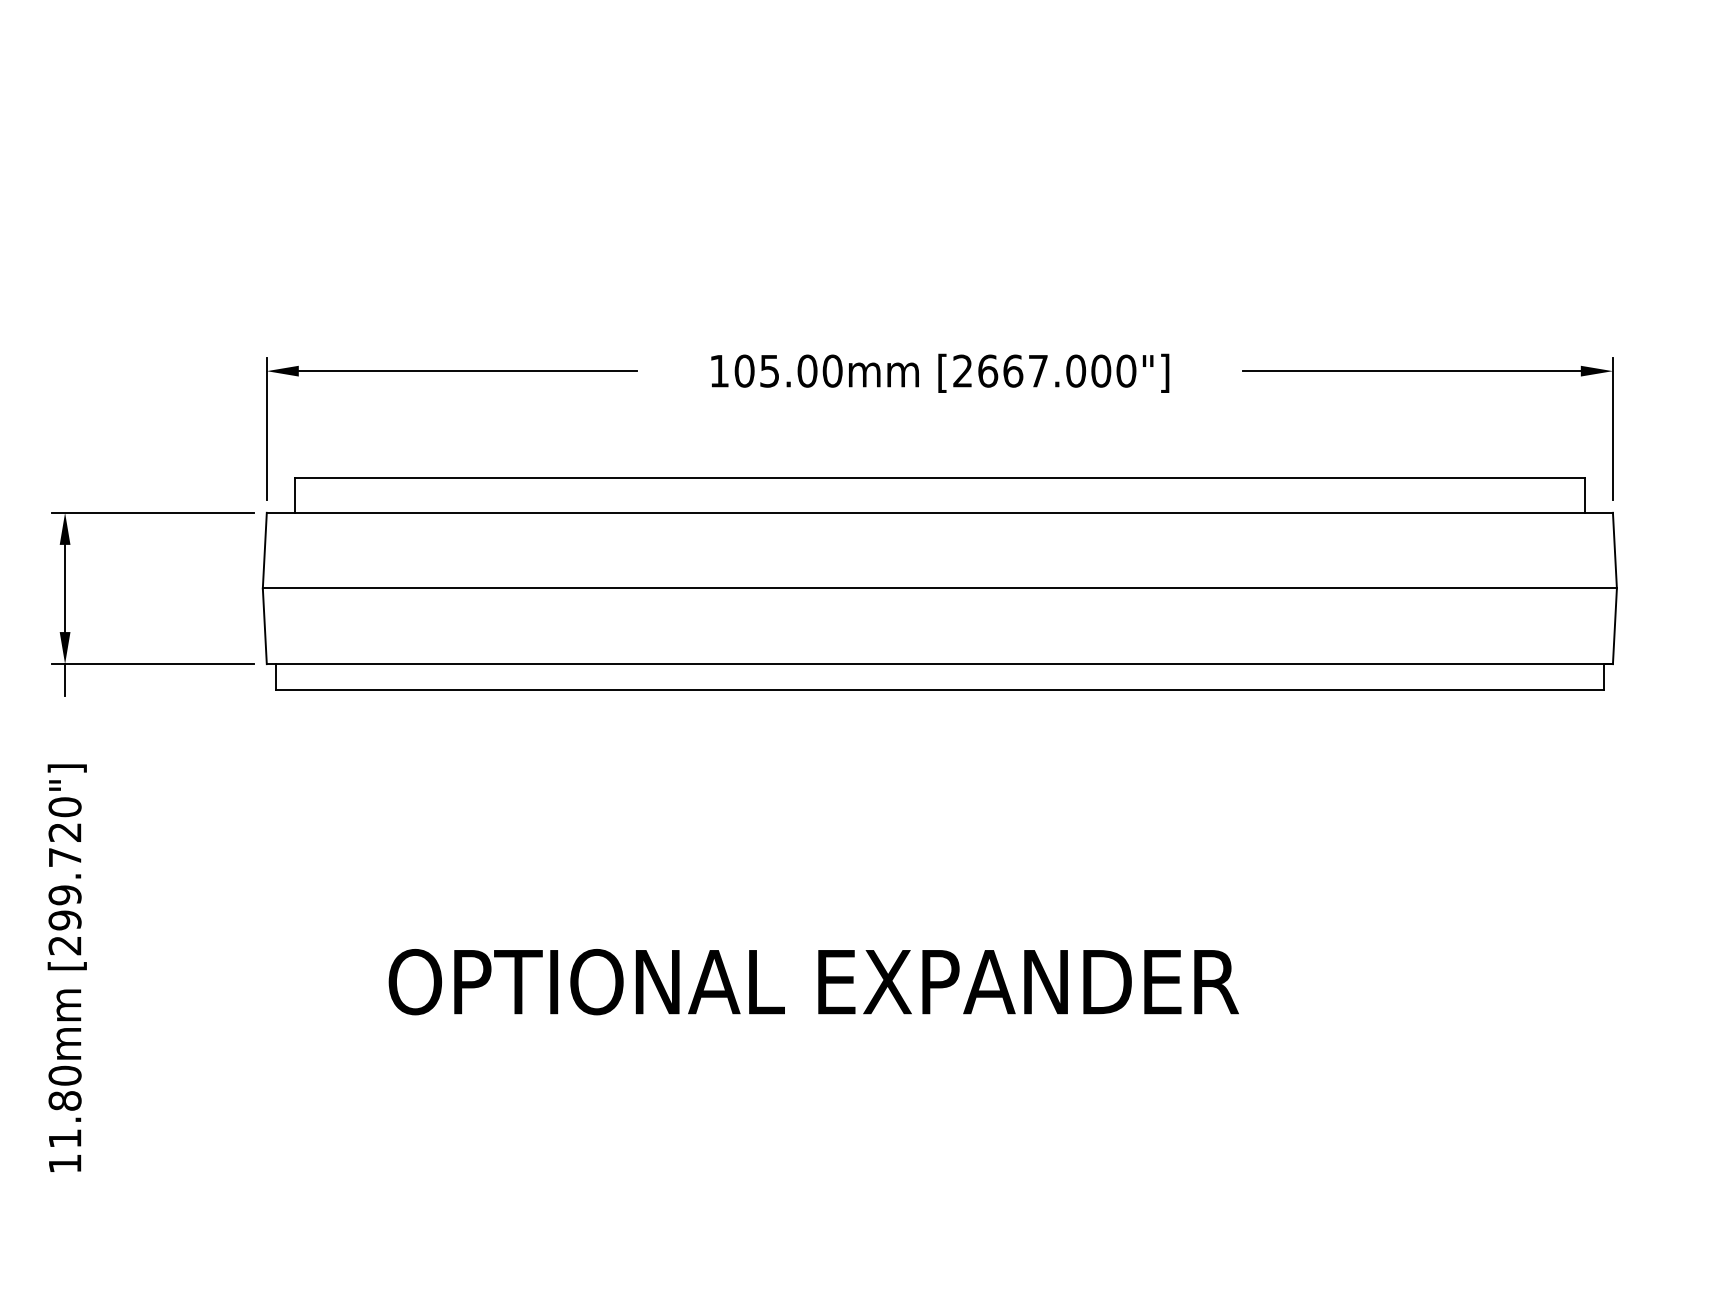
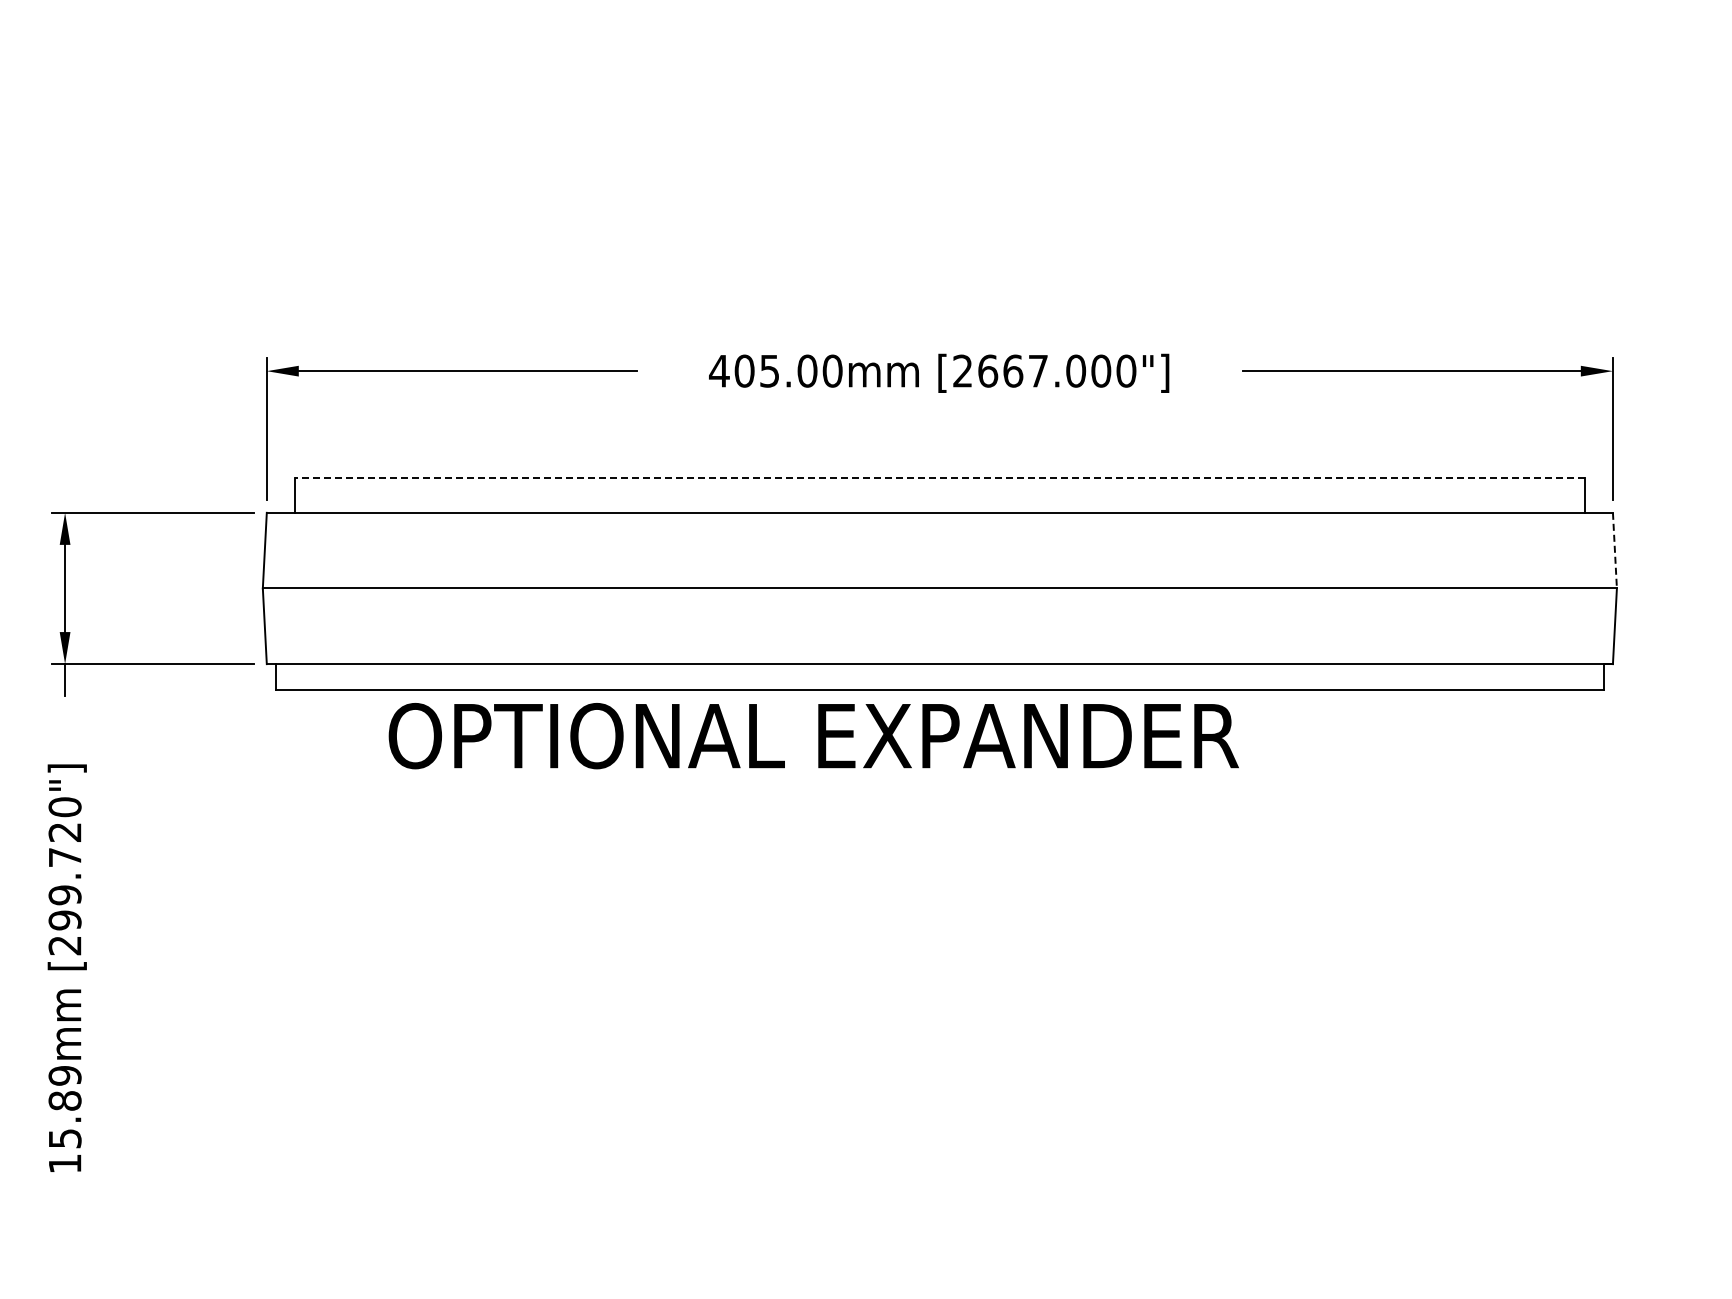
text: 105.00mm -> 405.00mm (719, 371)
line: solid -> dashed (939, 478)
line: solid -> dashed (1614, 550)
text position: (813, 982) -> (813, 736) (813, 736)
text: 11.80mm -> 15.89mm (64, 1106)
